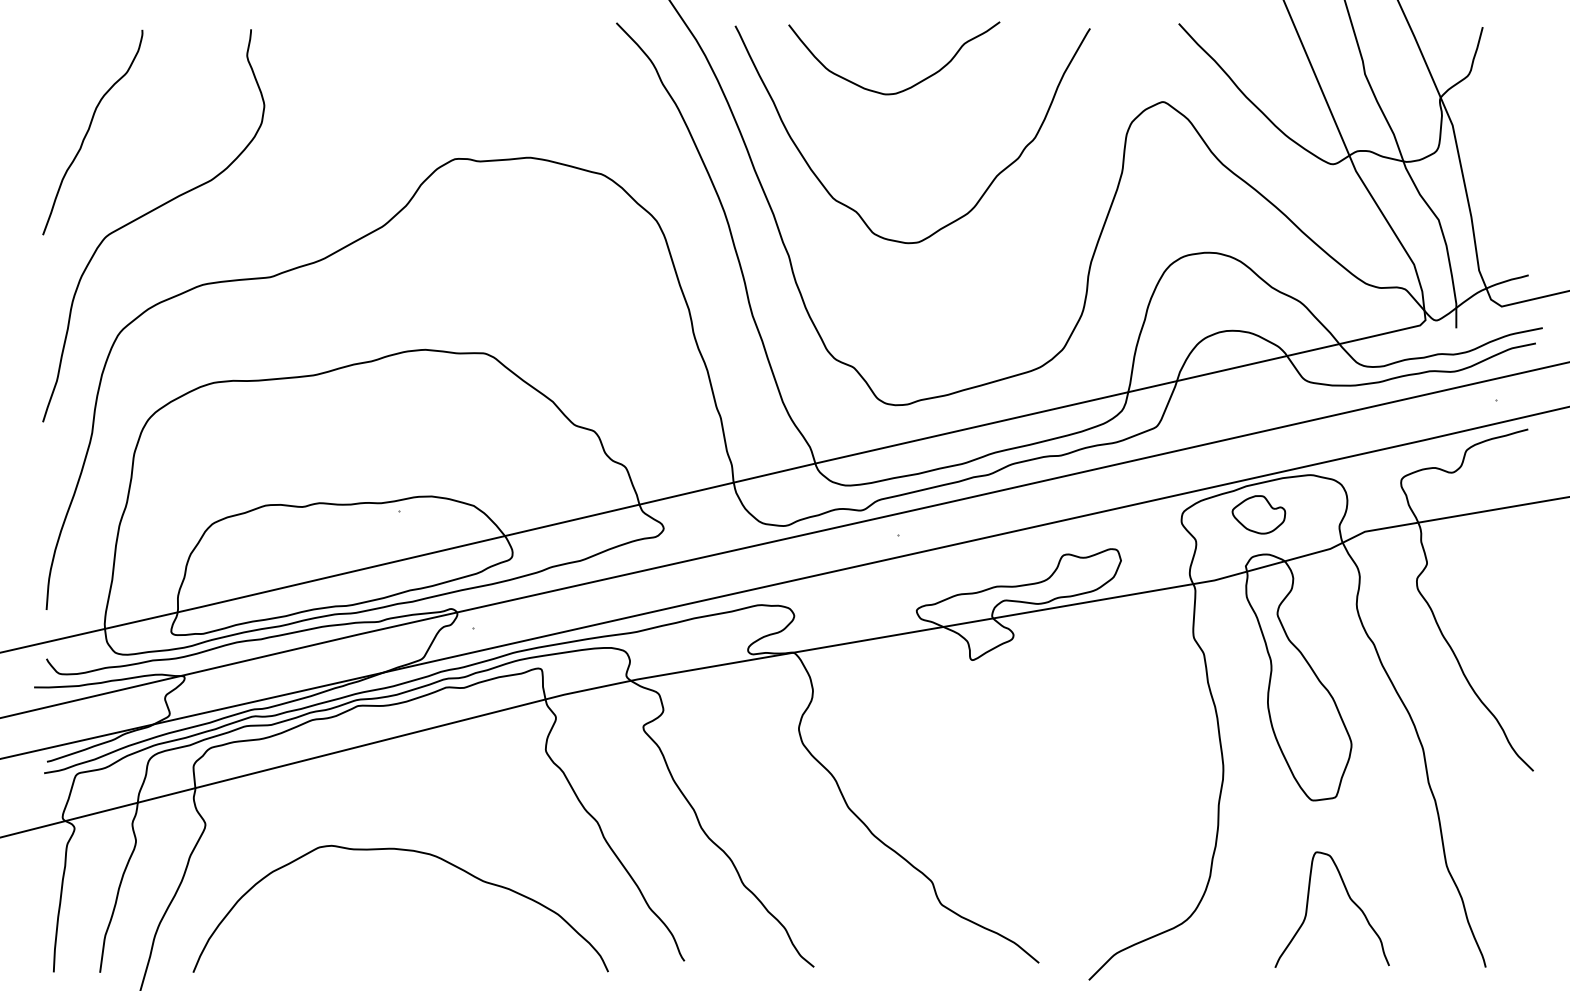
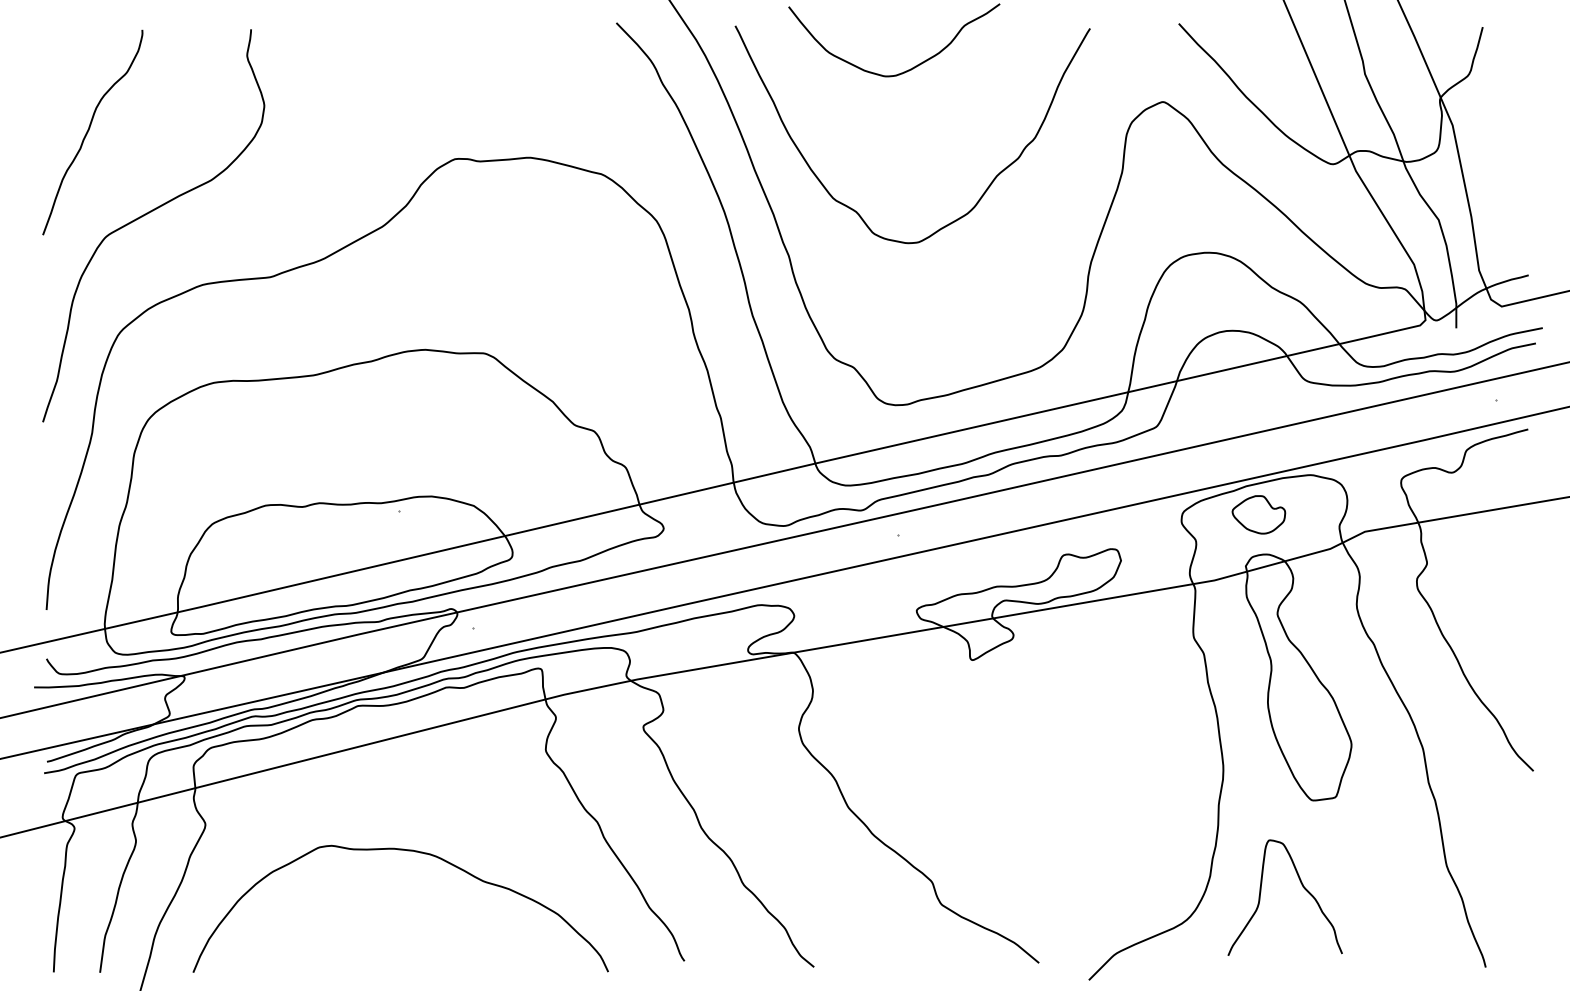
curve position: (908, 87) -> (908, 69) (908, 69)
curve position: (1348, 897) -> (1301, 885) (1301, 885)
